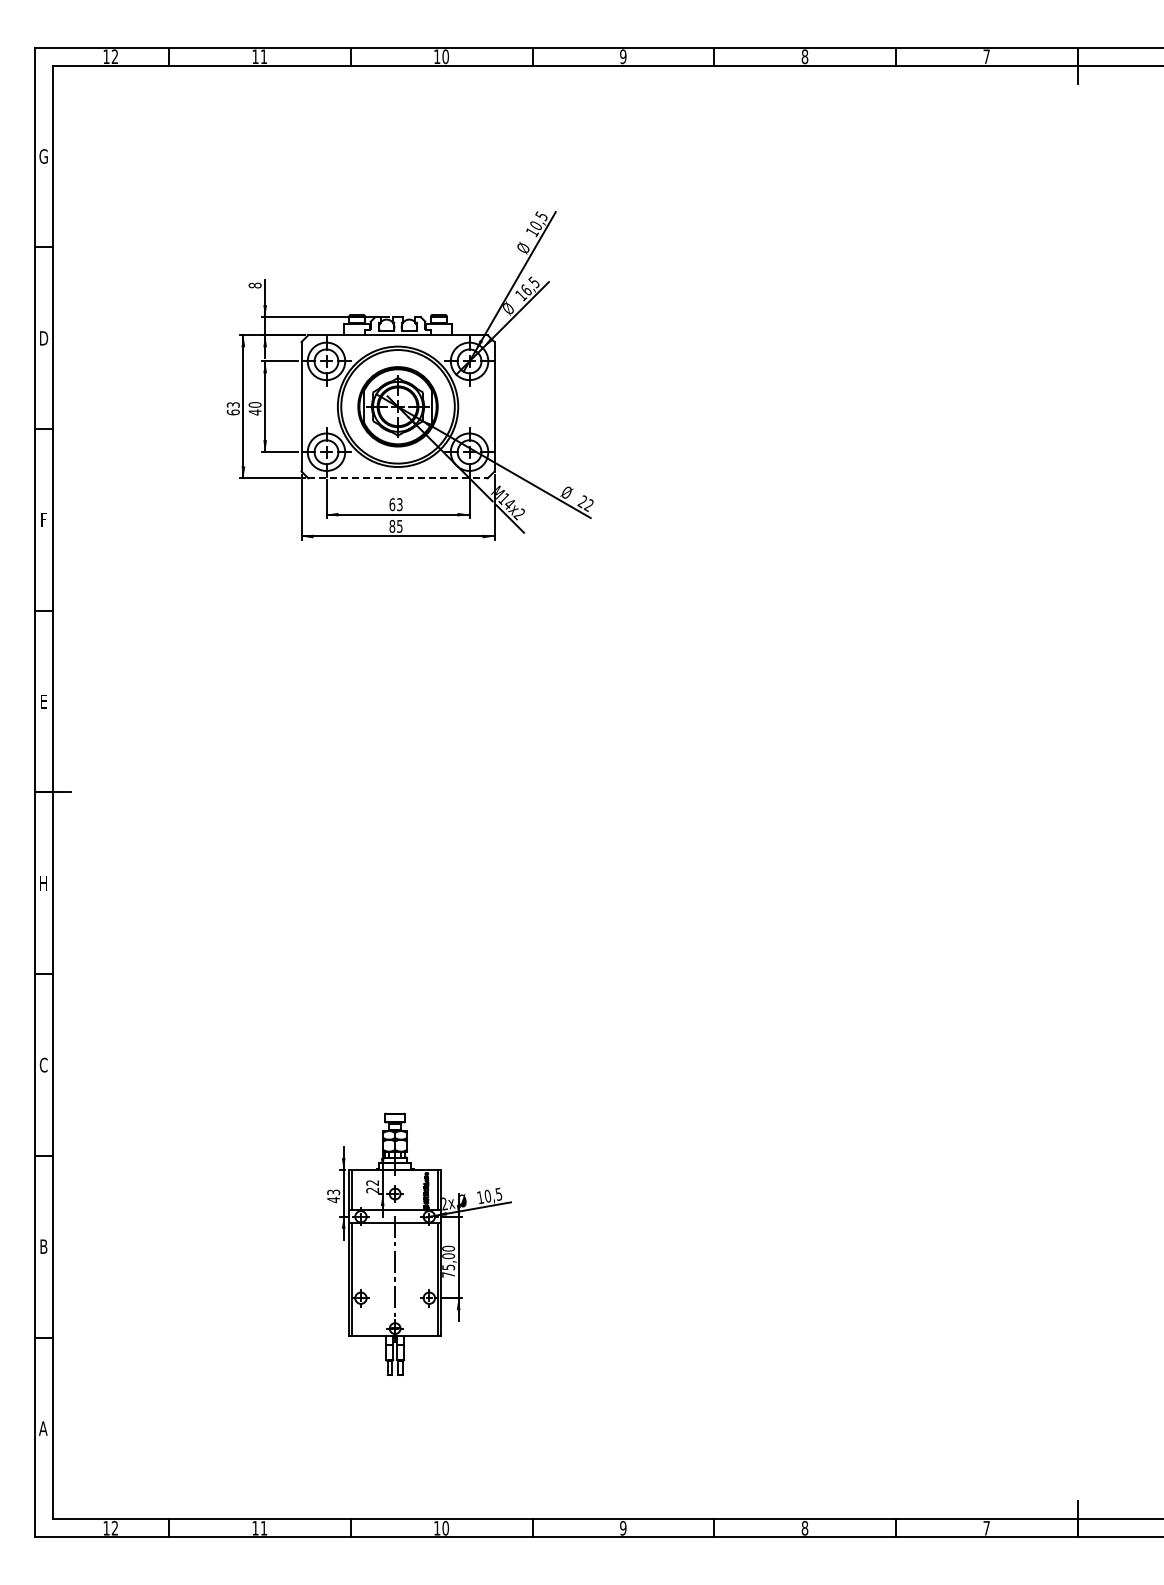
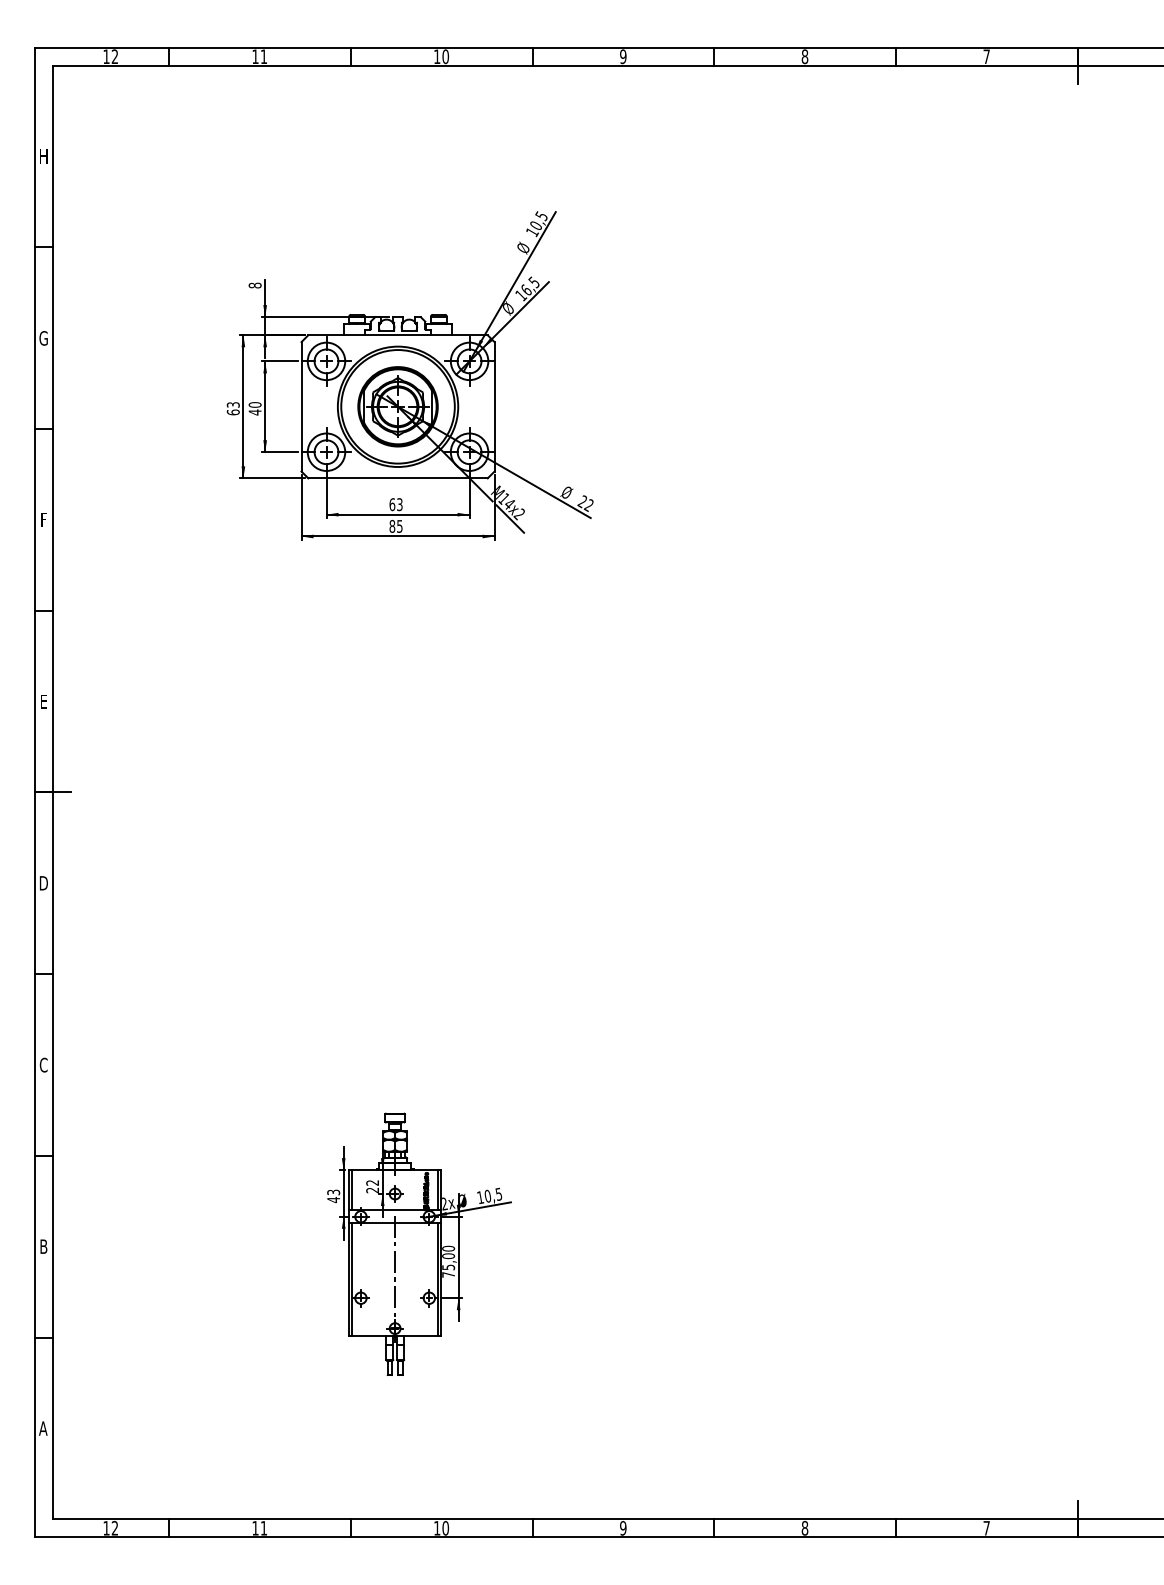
text: G -> H (43, 156)
text: D -> G (43, 338)
line: dashed -> solid (398, 478)
text: H -> D (43, 883)
